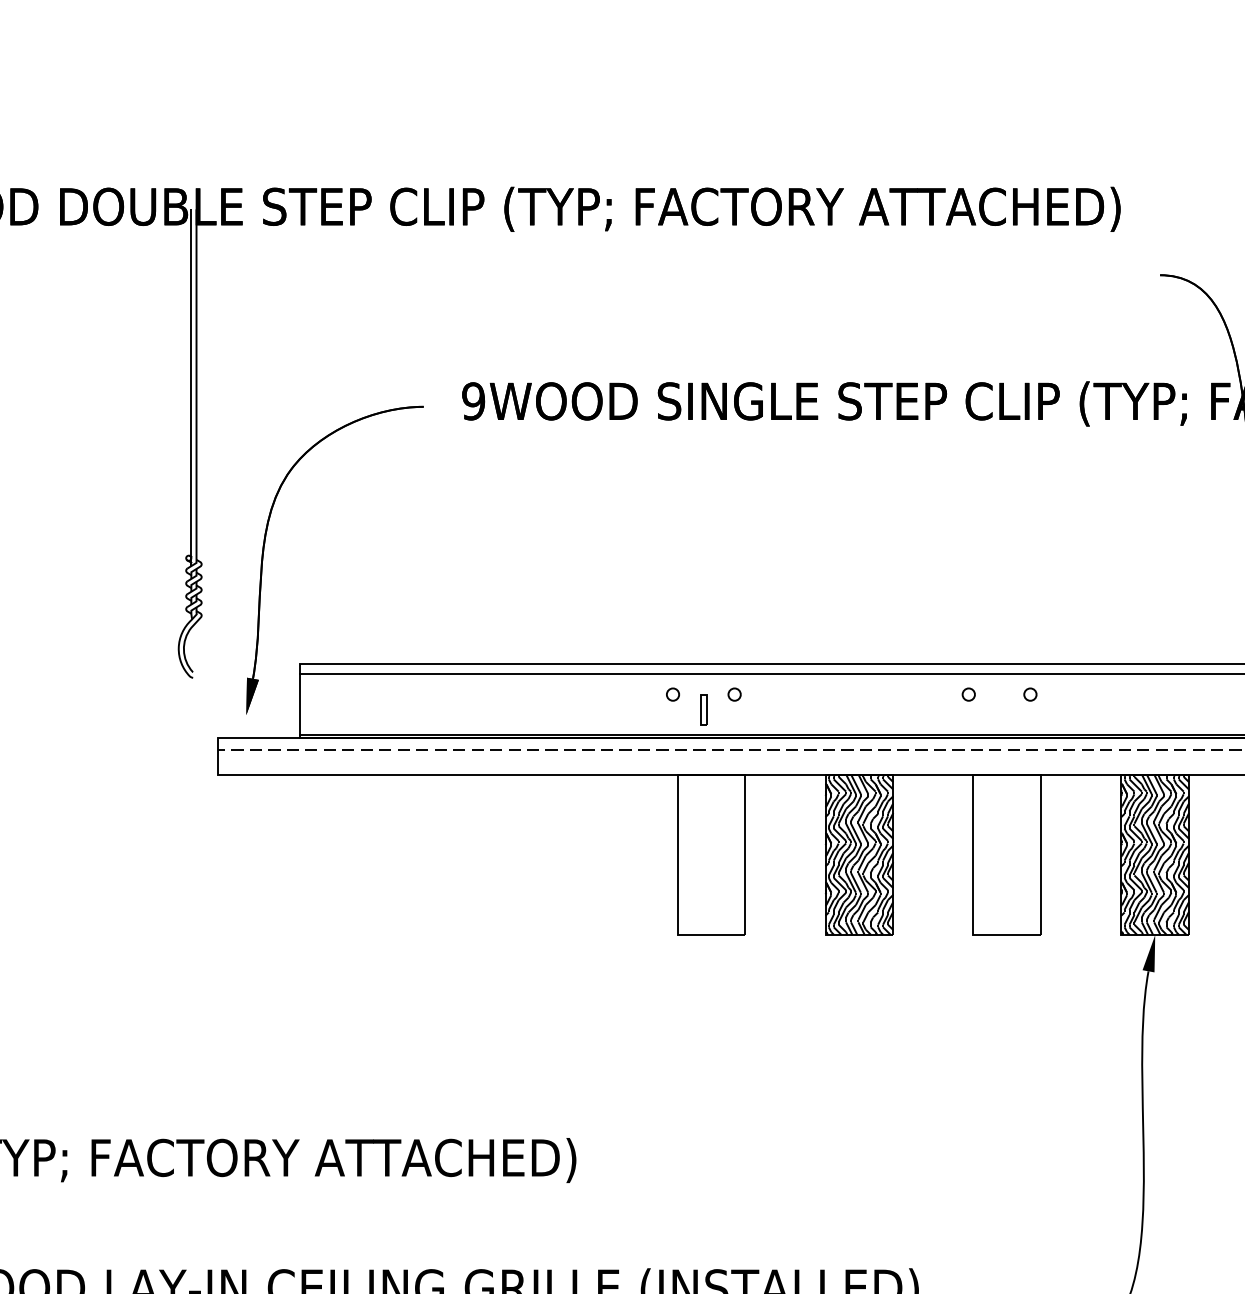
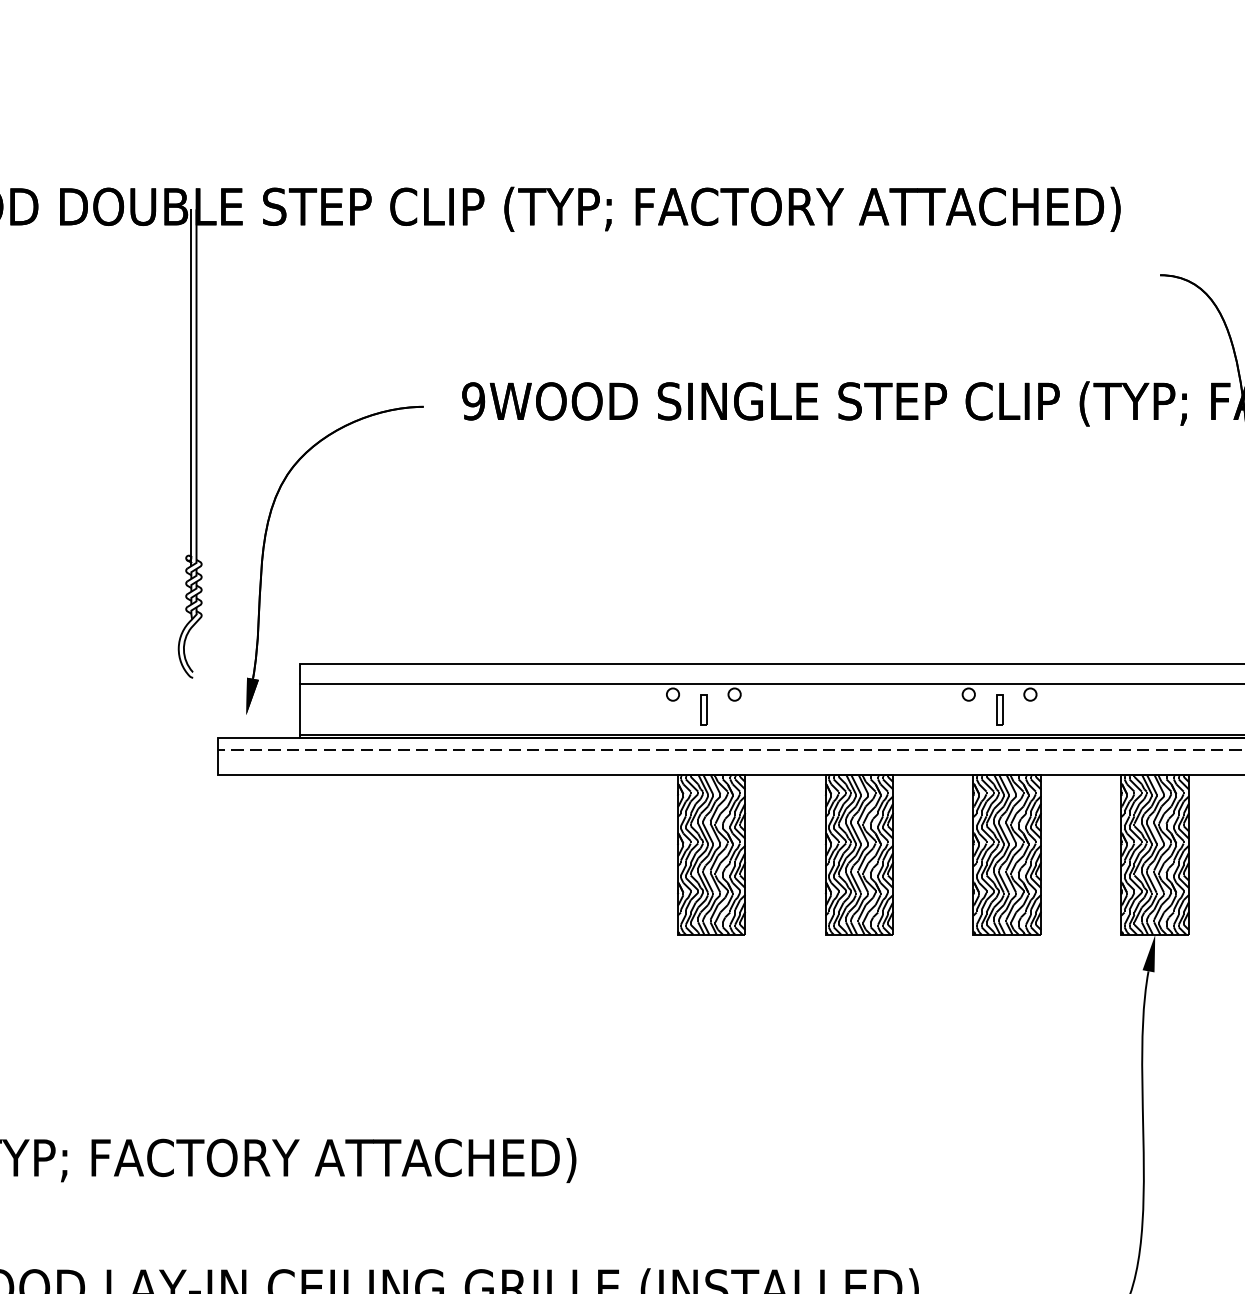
line position: (770, 673) -> (770, 683) (770, 683)
part: none -> present (999, 709)
hatch: none -> present (711, 854)
hatch: none -> present (1007, 854)
